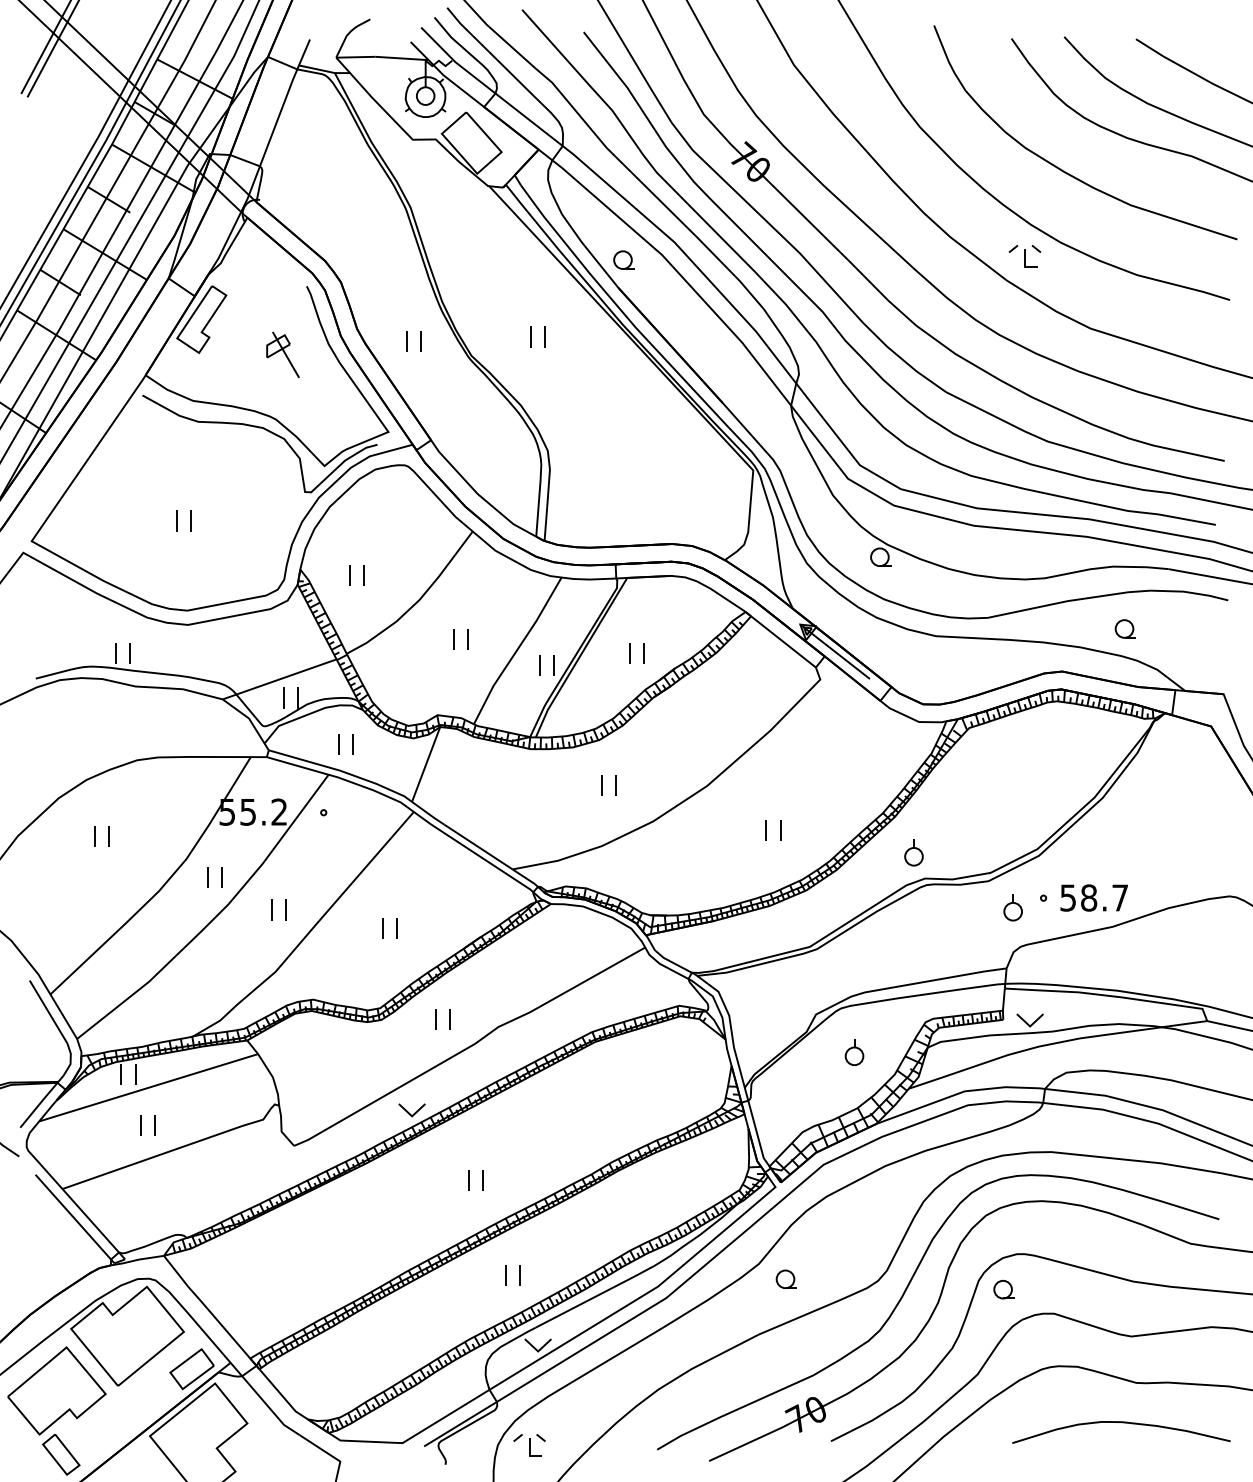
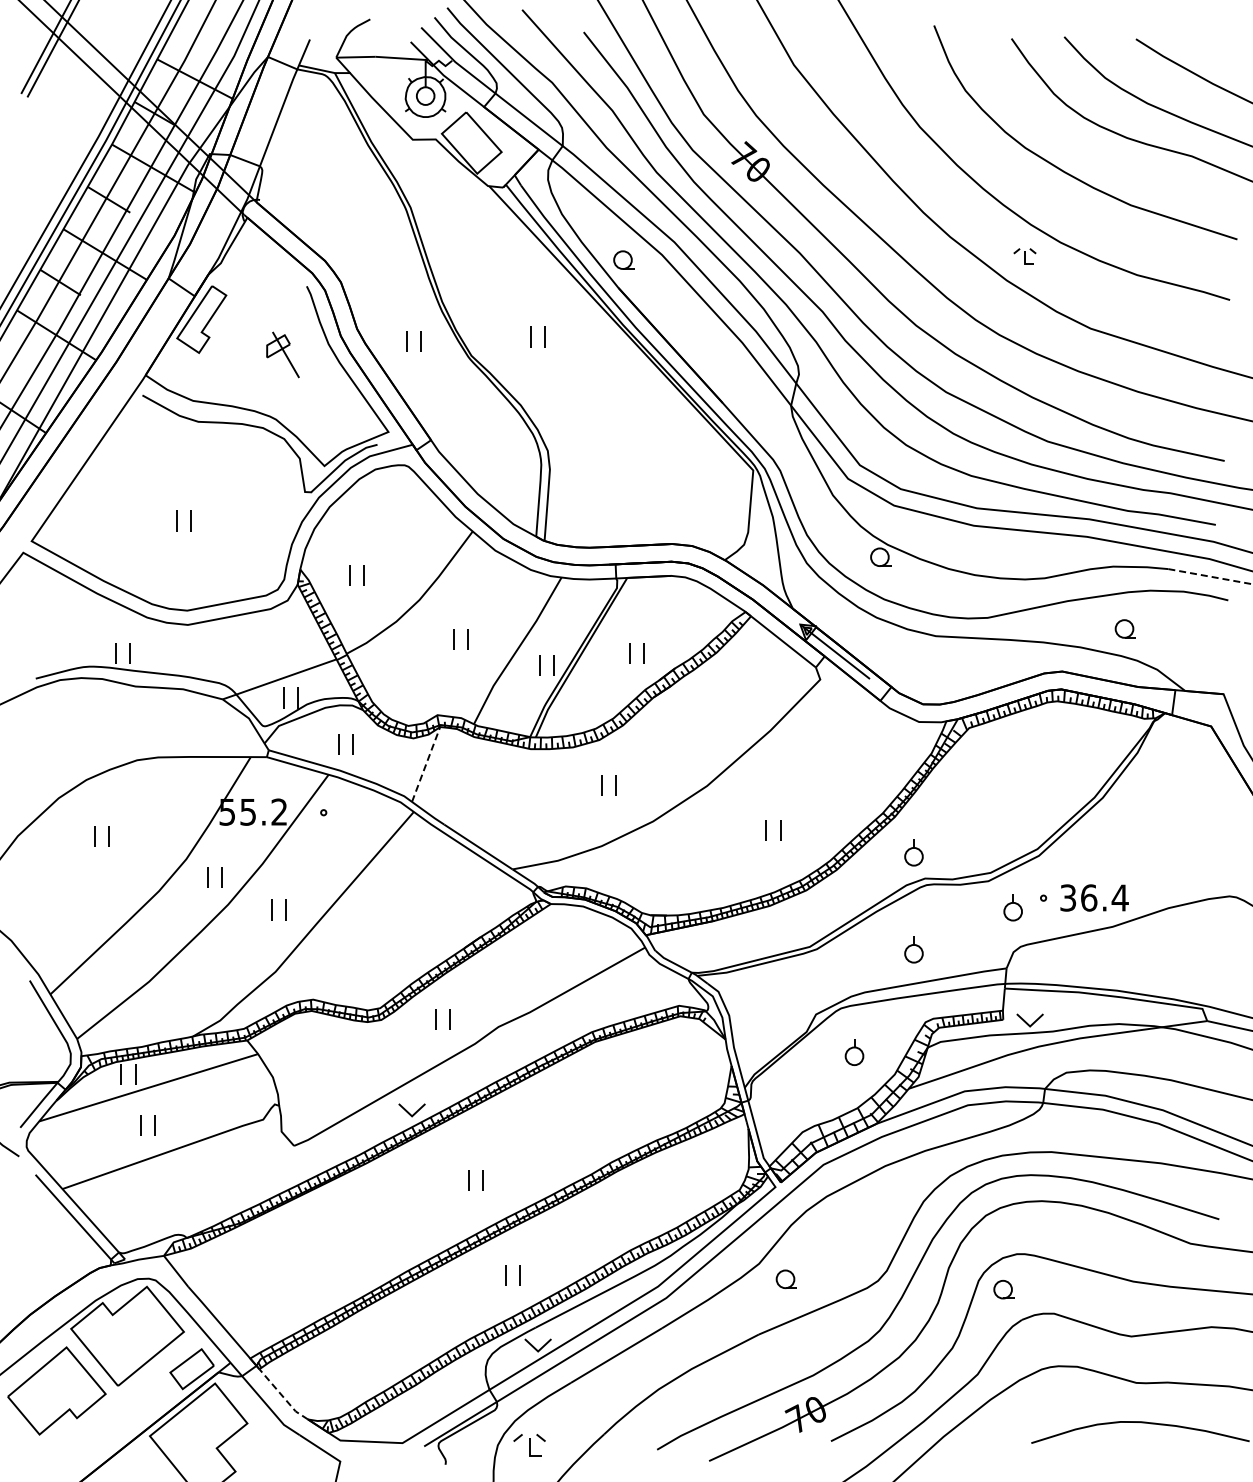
part size: 34x23 px -> 24x17 px (1024, 256)
line: solid -> dashed (1210, 576)
line: solid -> dashed (426, 764)
text: 58.7 -> 36.4 (1094, 897)
part: present -> none (389, 928)
part: none -> present (913, 949)
line: solid -> dashed (282, 1396)
curve position: (1122, 1423) -> (1141, 1423) (1141, 1423)
part: present -> none (61, 1454)
